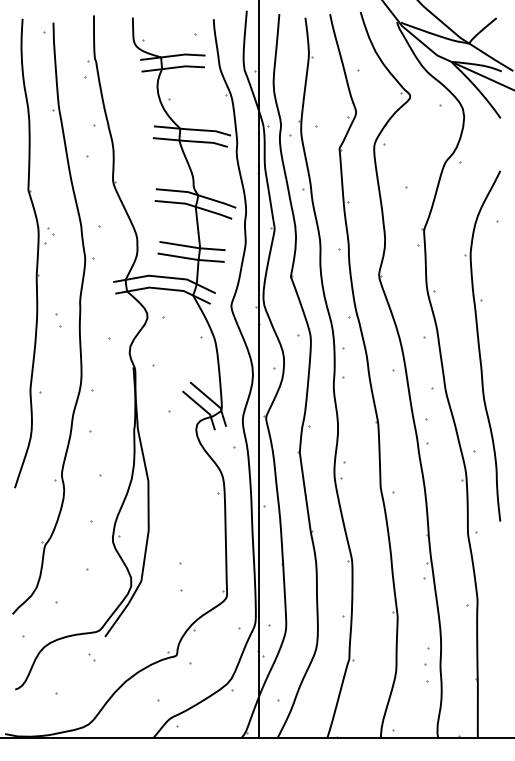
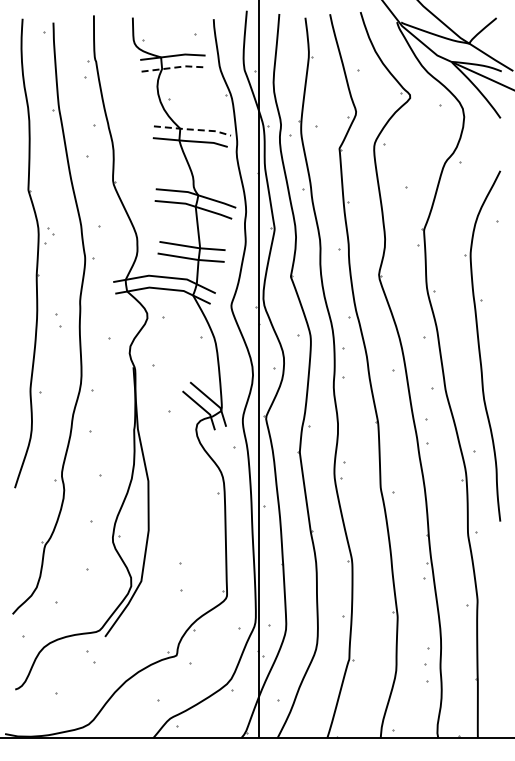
line: solid -> dashed (173, 67)
line: solid -> dashed (193, 129)
part size: 8x9 px -> 10x14 px (90, 656)
